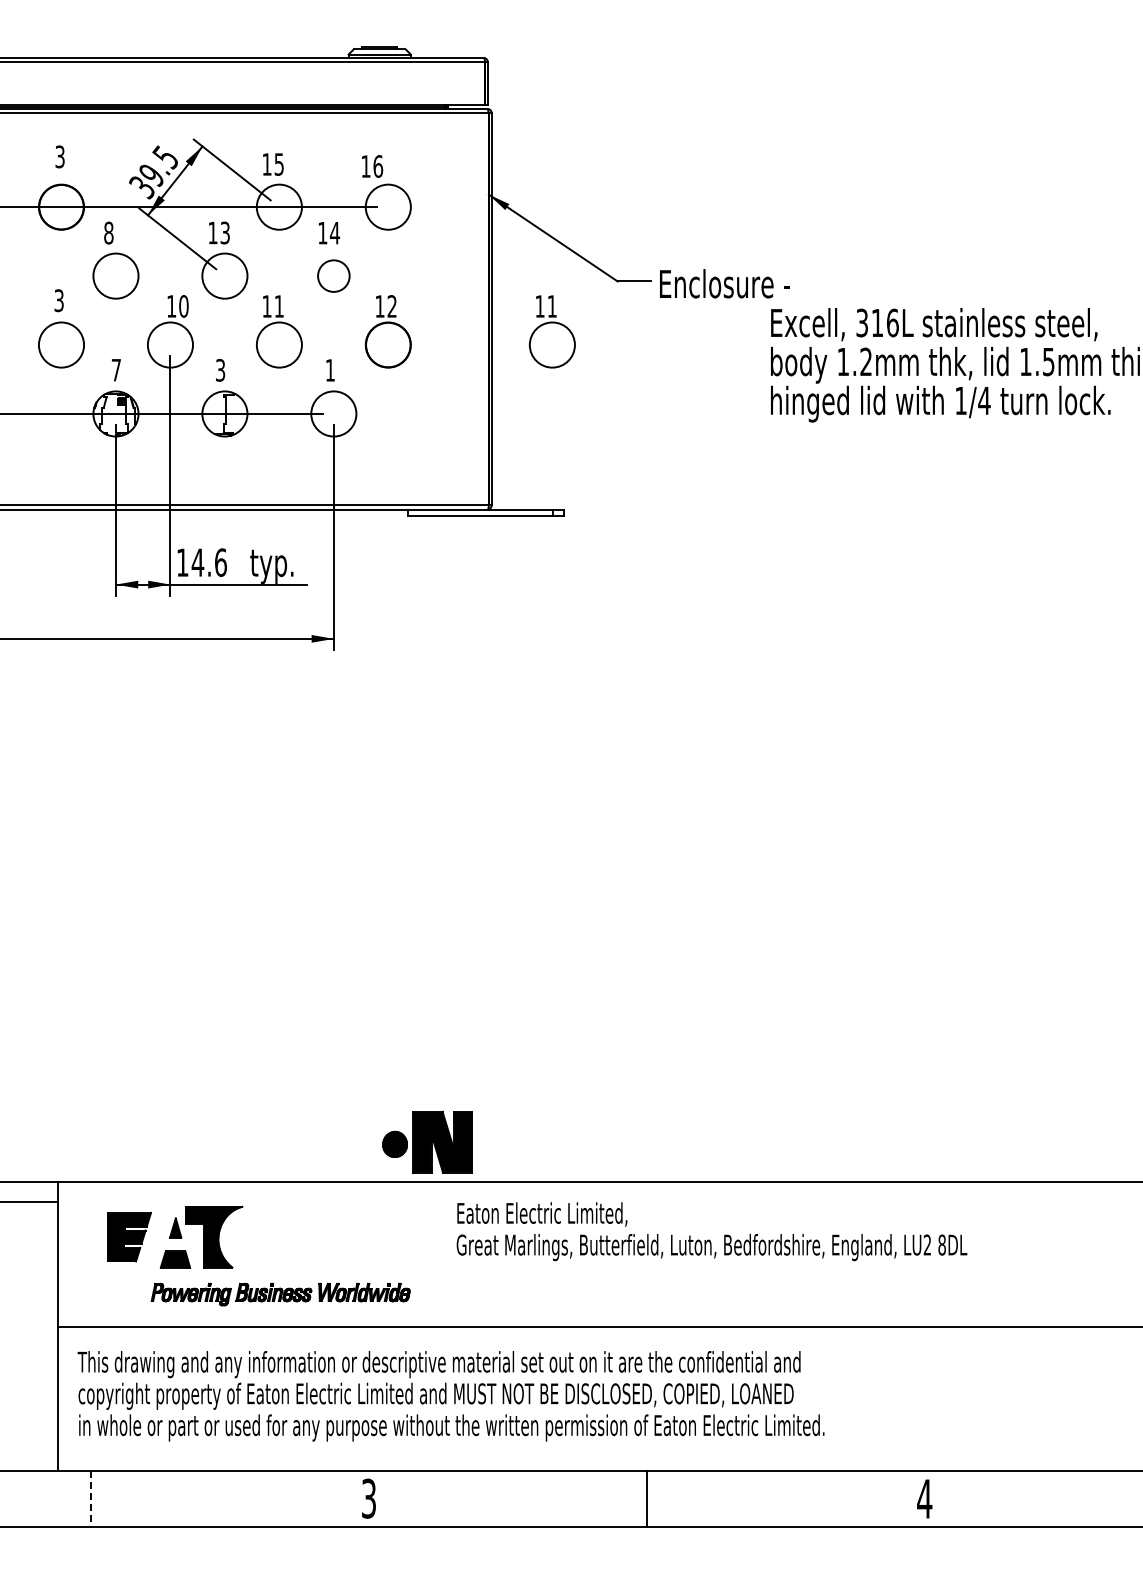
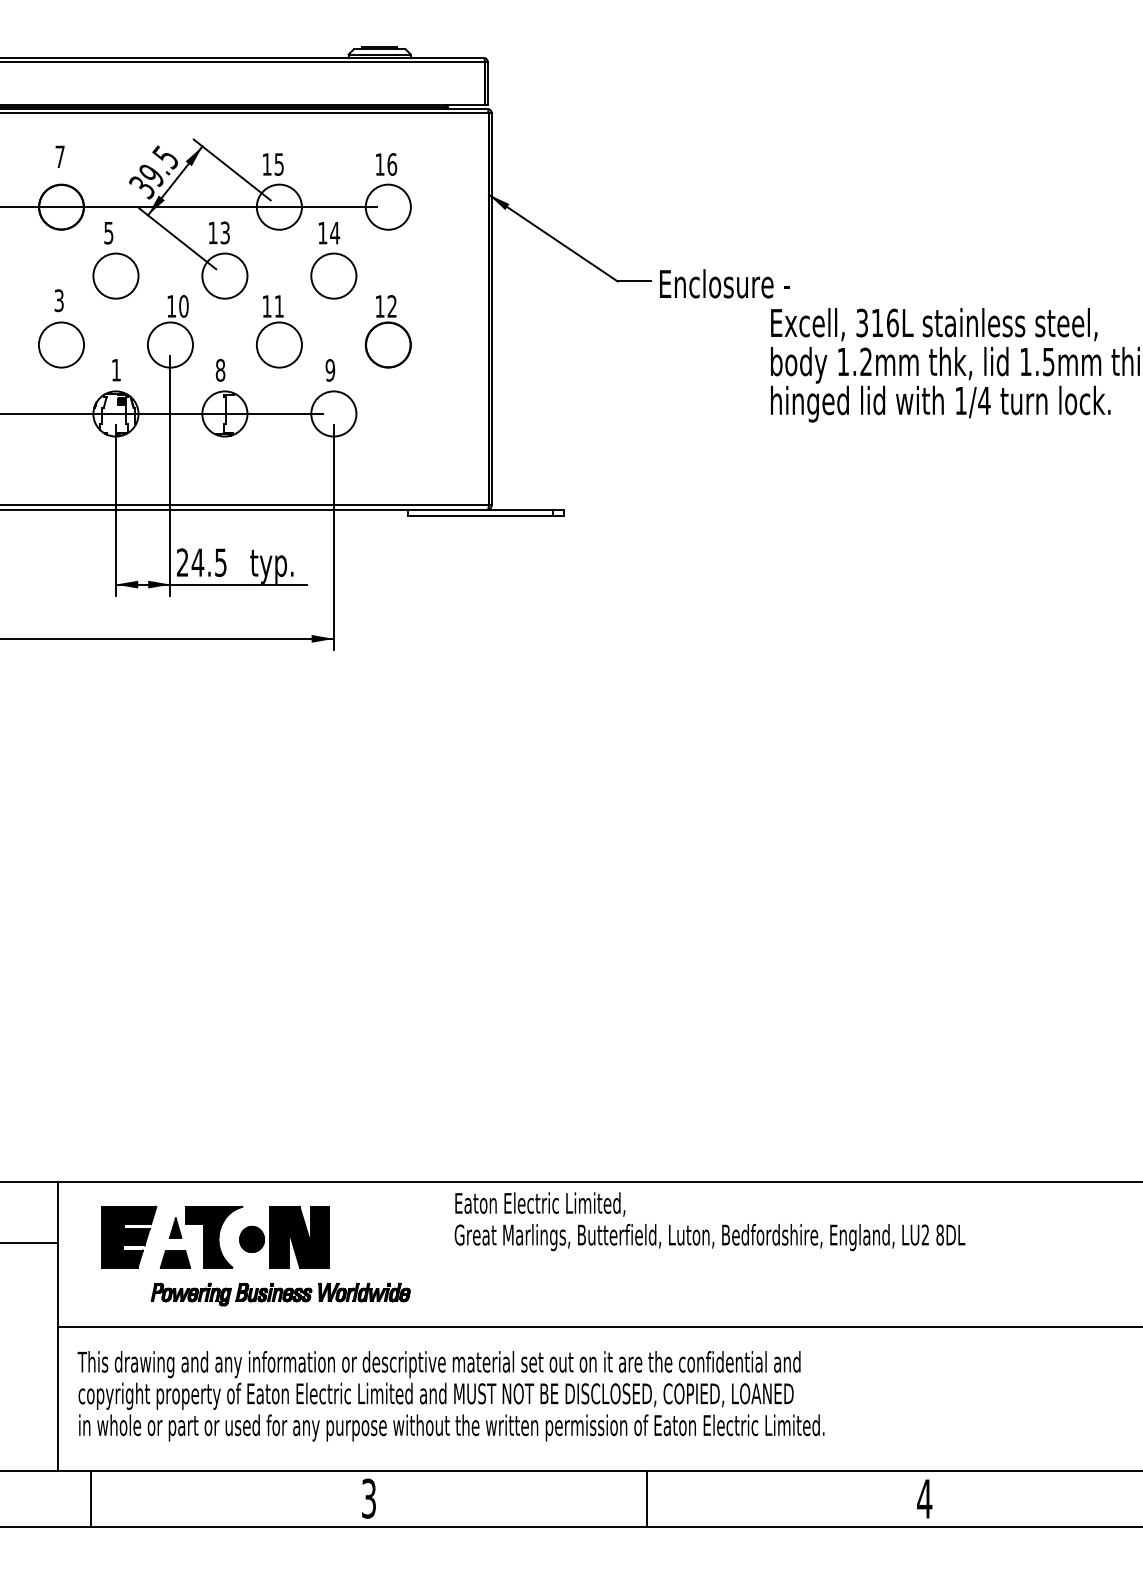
text: 3 -> 7 (59, 156)
text position: (372, 166) -> (386, 164) (386, 164)
text: 8 -> 5 (108, 232)
circle diameter: 32 px -> 45 px (333, 275)
part: present -> none (552, 331)
text: 7 -> 1 (115, 370)
text: 3 -> 8 (220, 370)
text: 1 -> 9 (330, 370)
text: 14.6 -> 24.5 (201, 562)
part position: (427, 1141) -> (284, 1236) (284, 1236)
line position: (29, 1202) -> (29, 1243) (29, 1243)
text position: (711, 1231) -> (709, 1221) (709, 1221)
part size: 45x52 px -> 57x64 px (129, 1236)
line: dashed -> solid (91, 1498)
